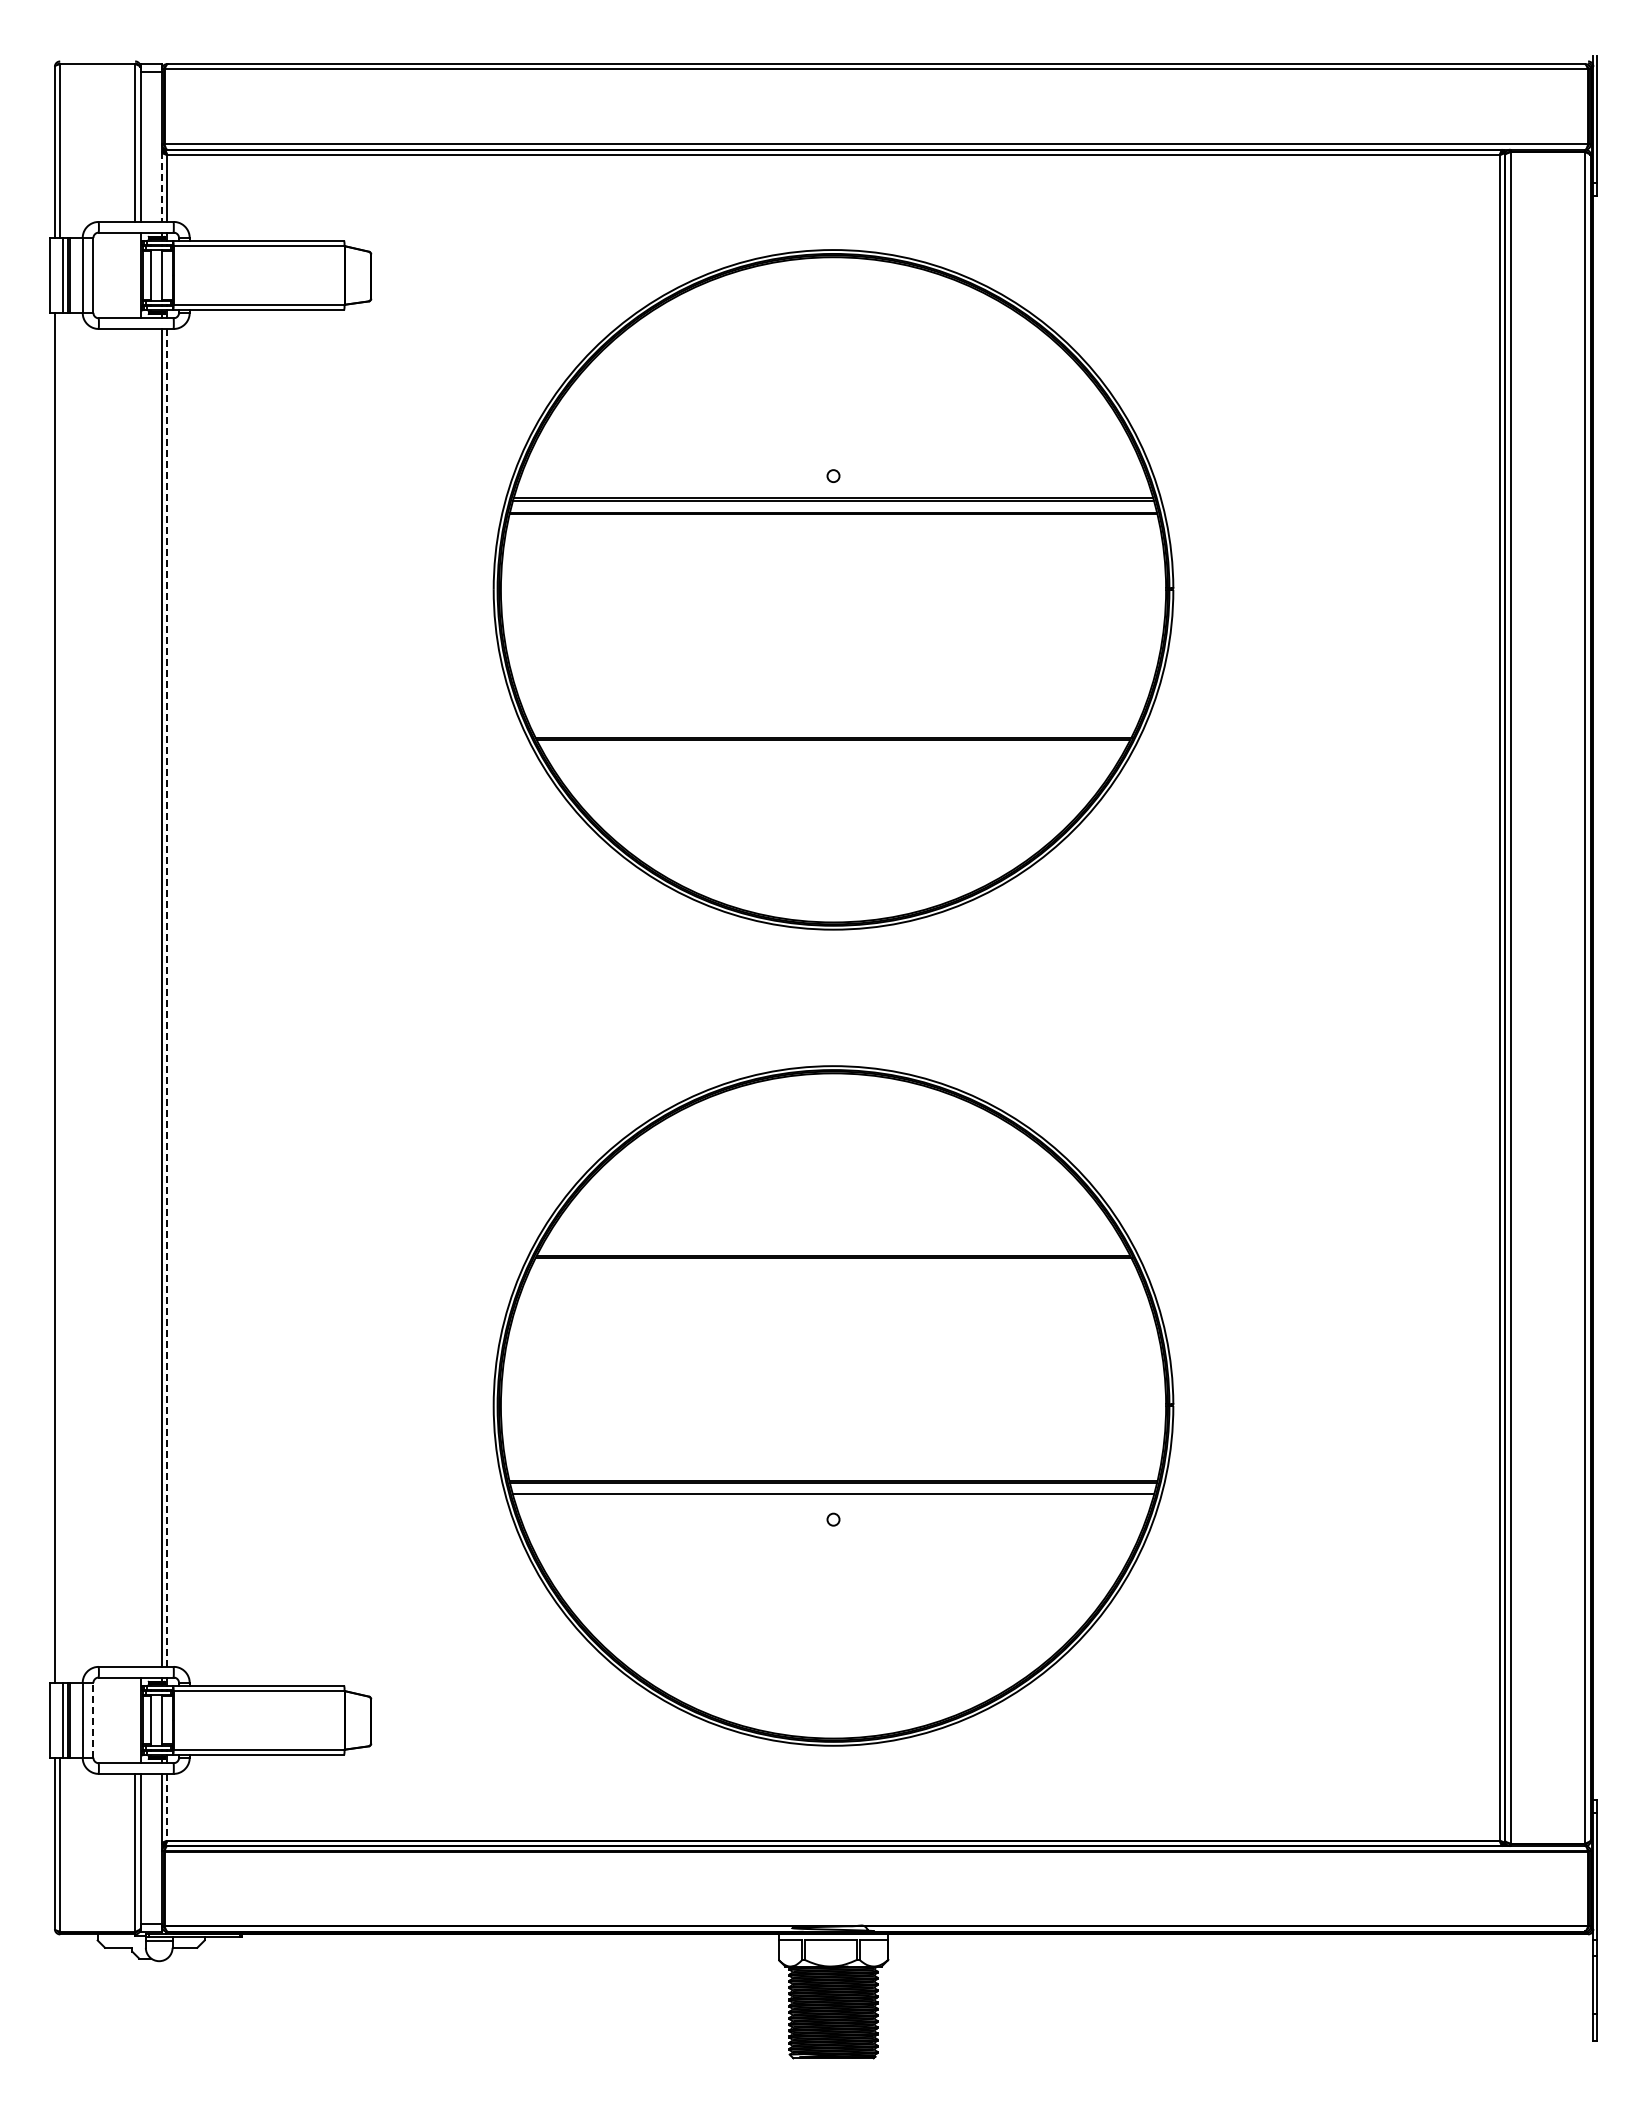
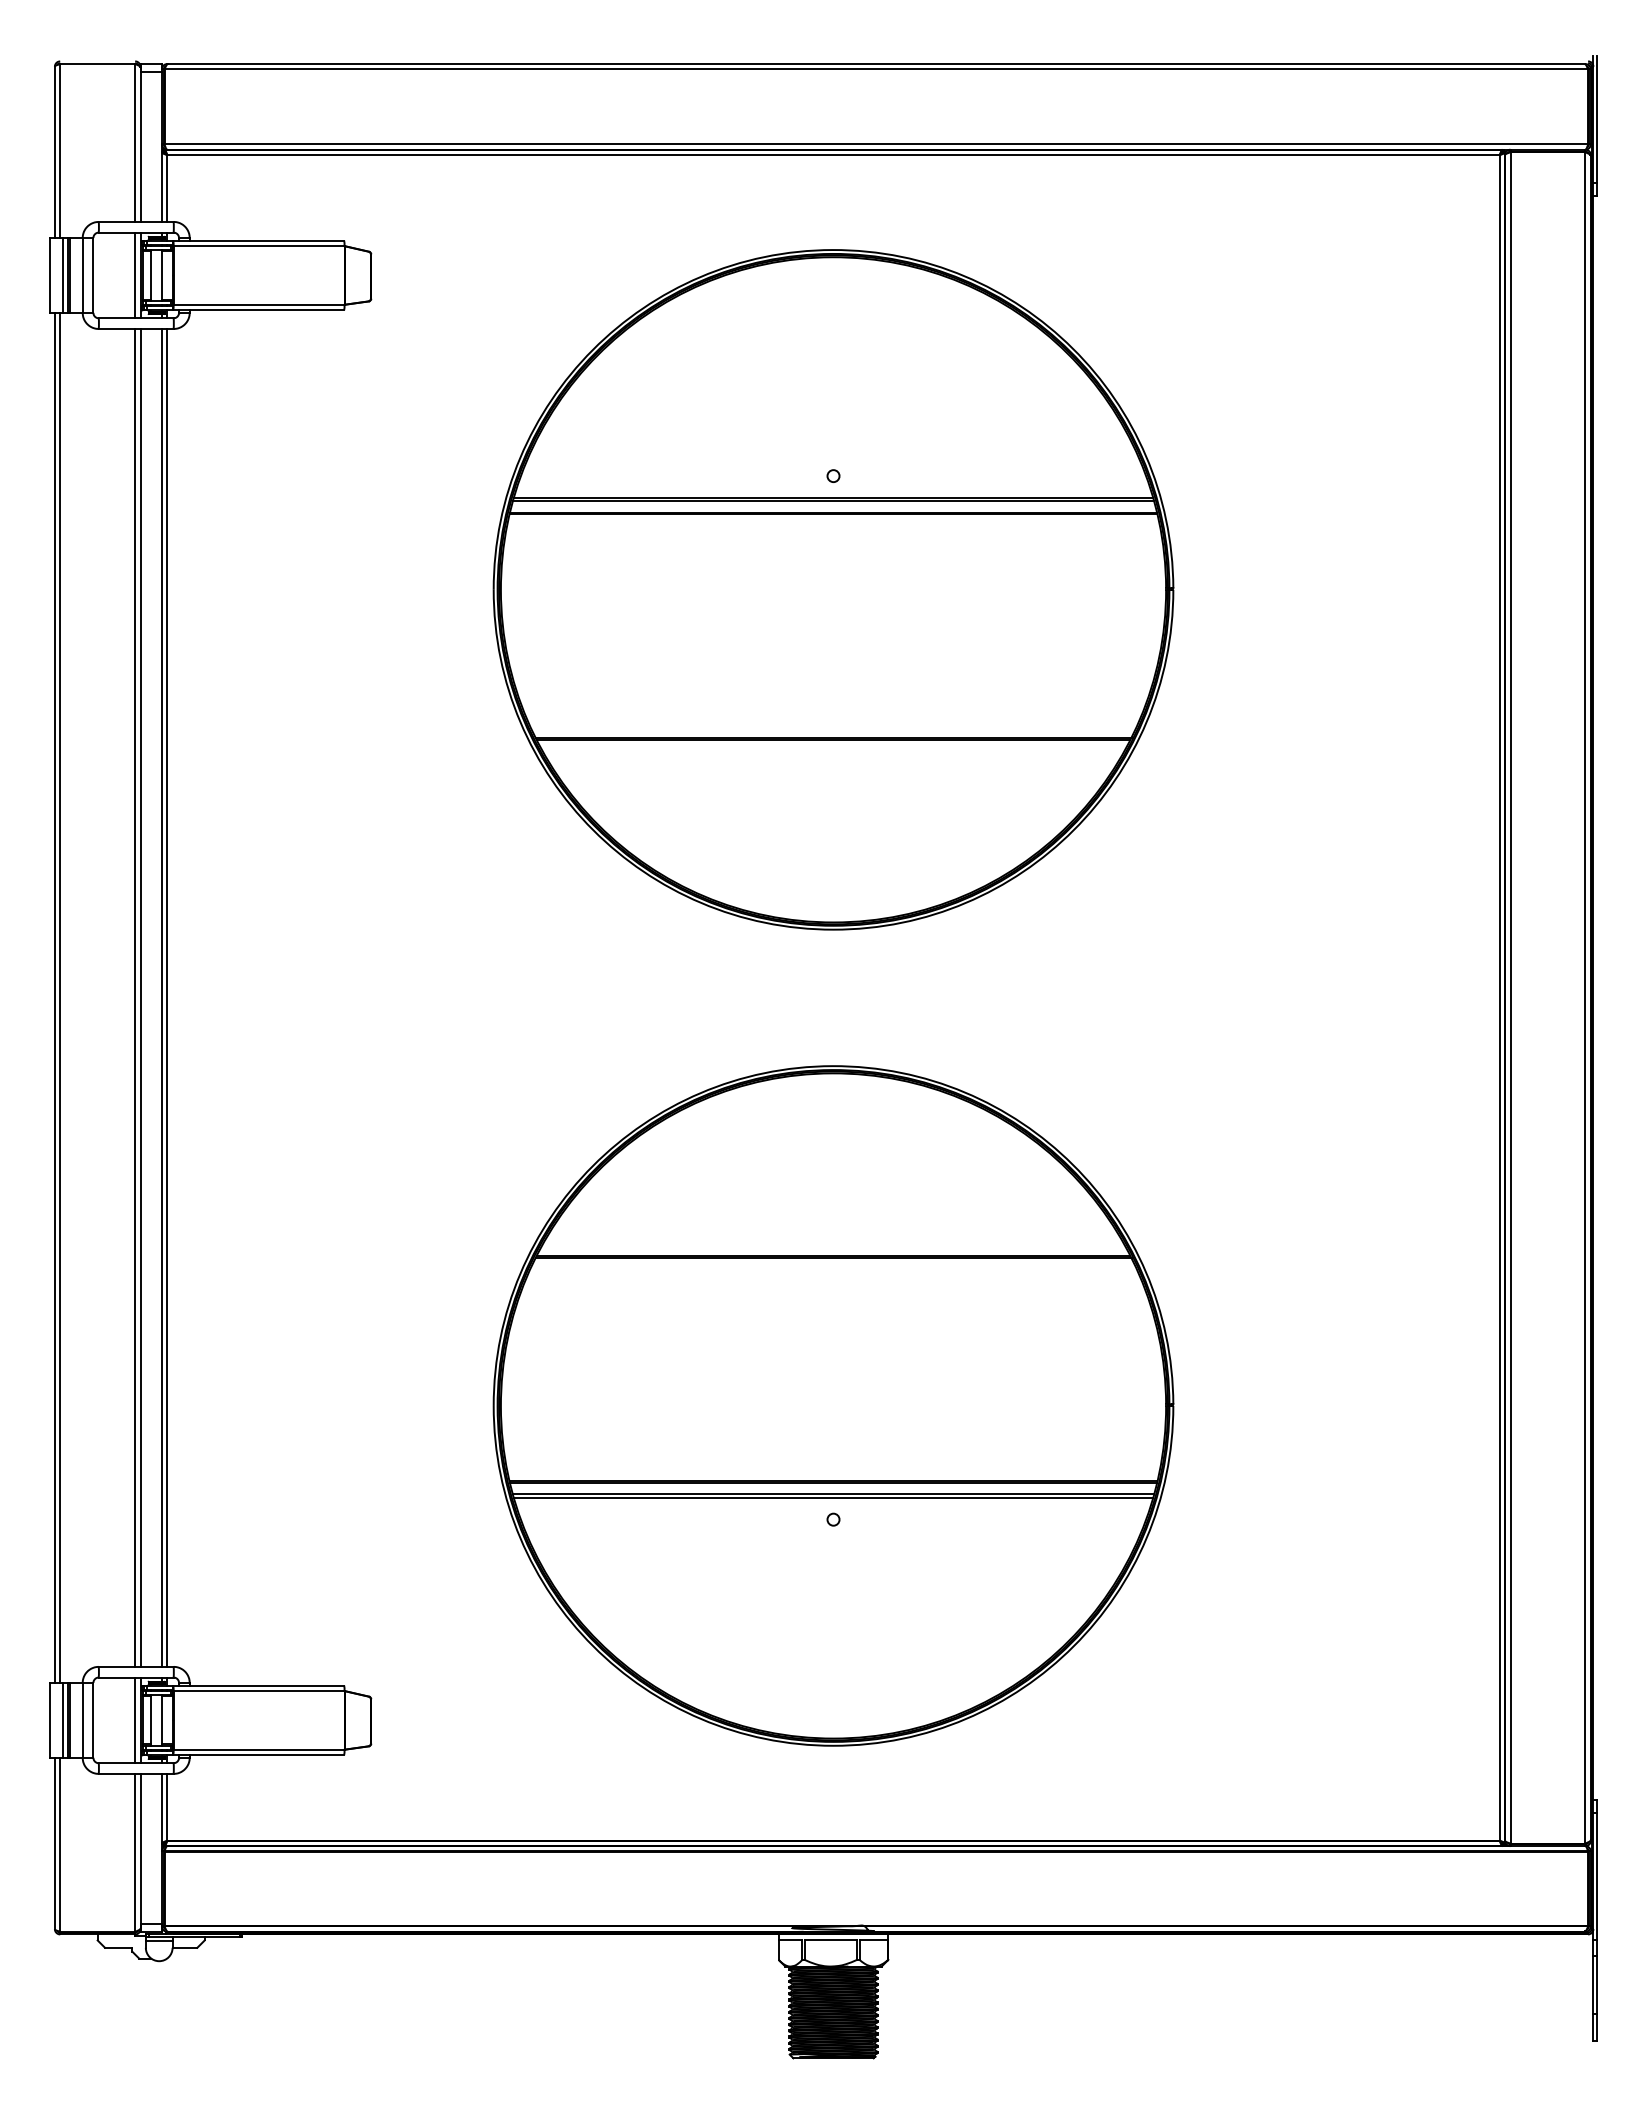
line: dashed -> solid (161, 187)
line: none -> present (135, 275)
line: none -> present (60, 997)
line: none -> present (135, 997)
line: none -> present (140, 997)
line: dashed -> solid (167, 997)
line: none -> present (833, 1497)
line: dashed -> solid (93, 1719)
line: none -> present (135, 1720)
line: dashed -> solid (167, 1807)
